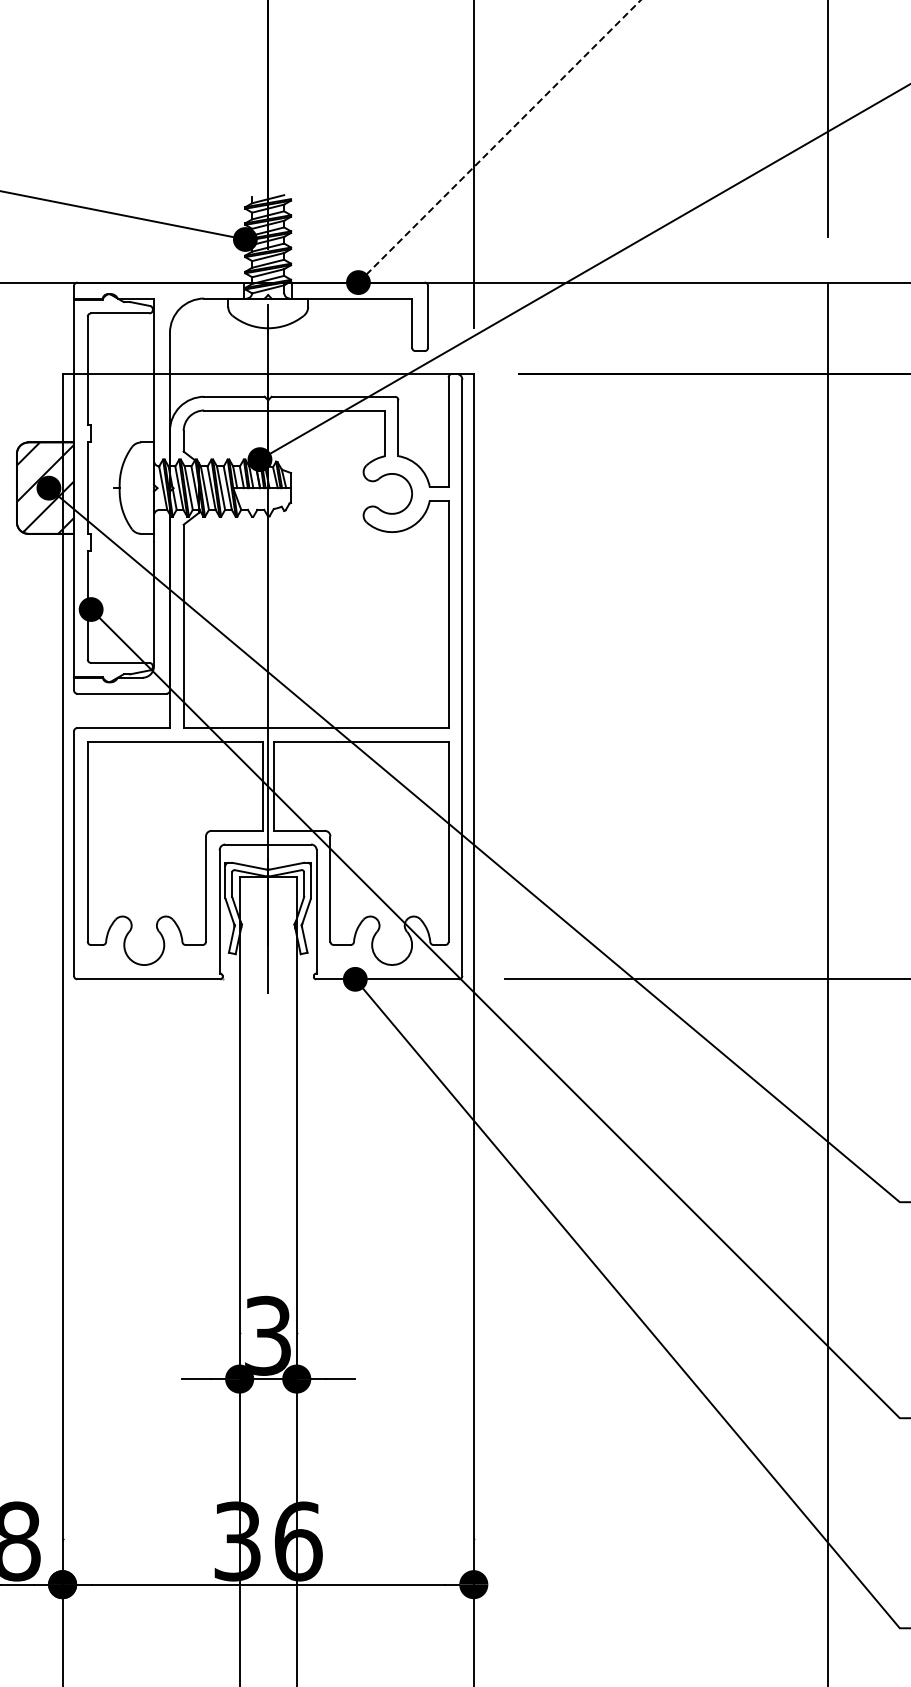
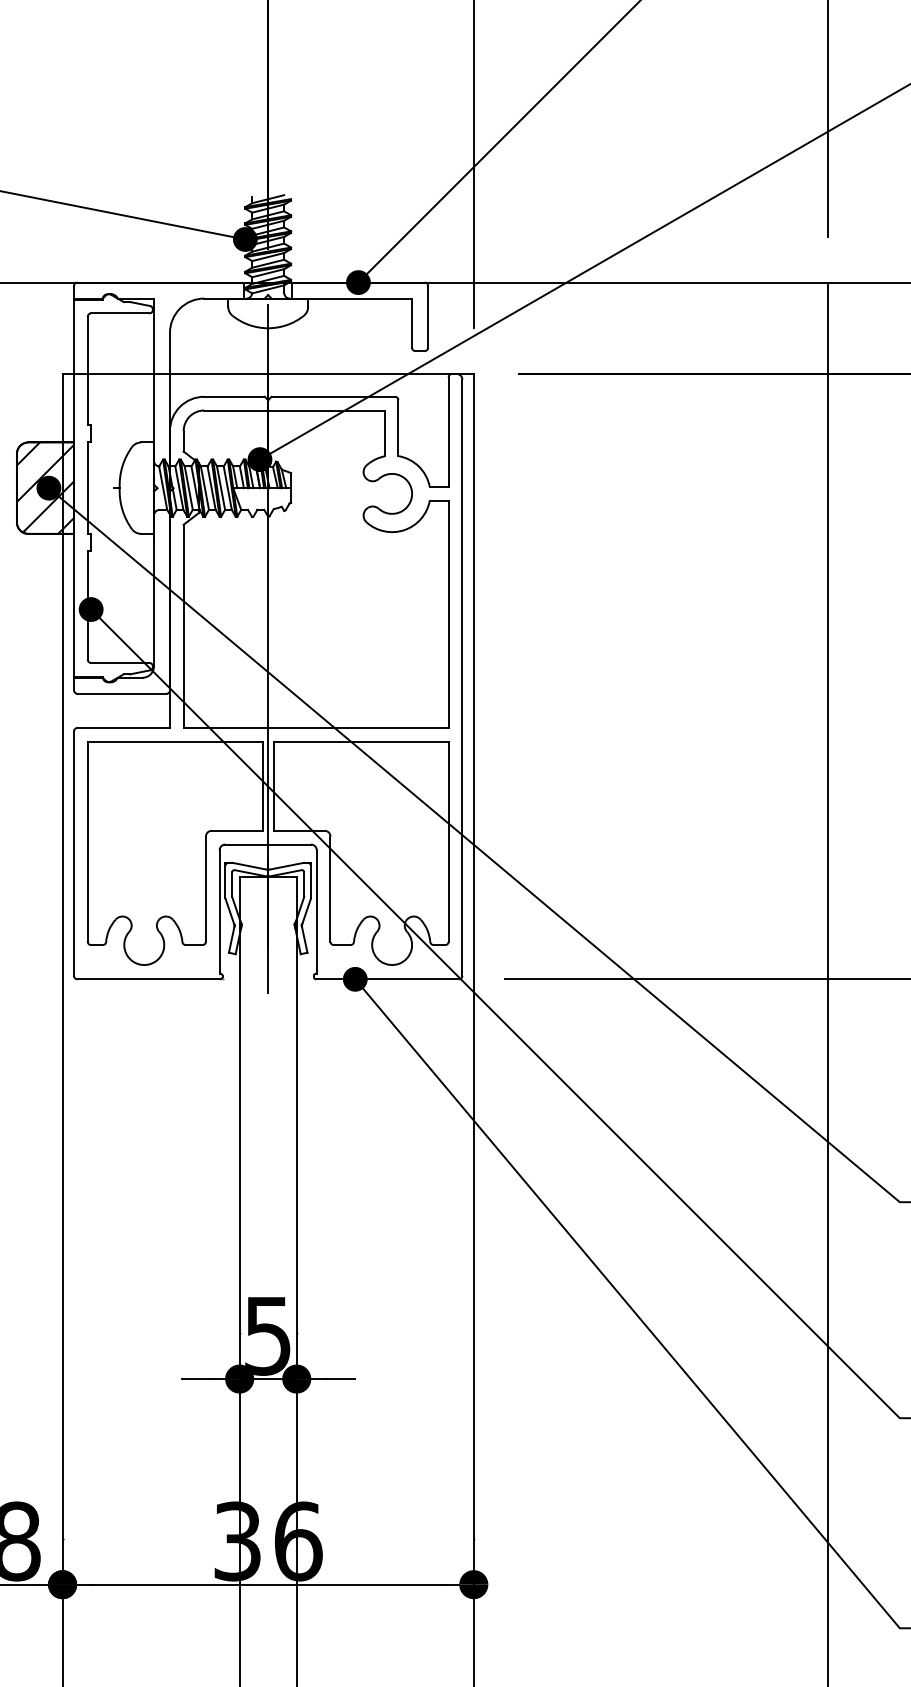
line: dashed -> solid (499, 141)
text: 3 -> 5 (267, 1335)
